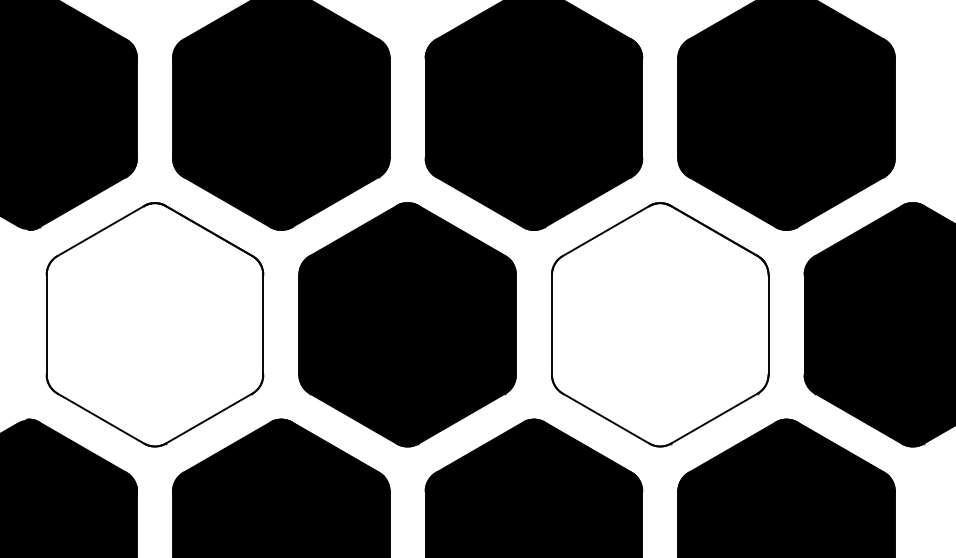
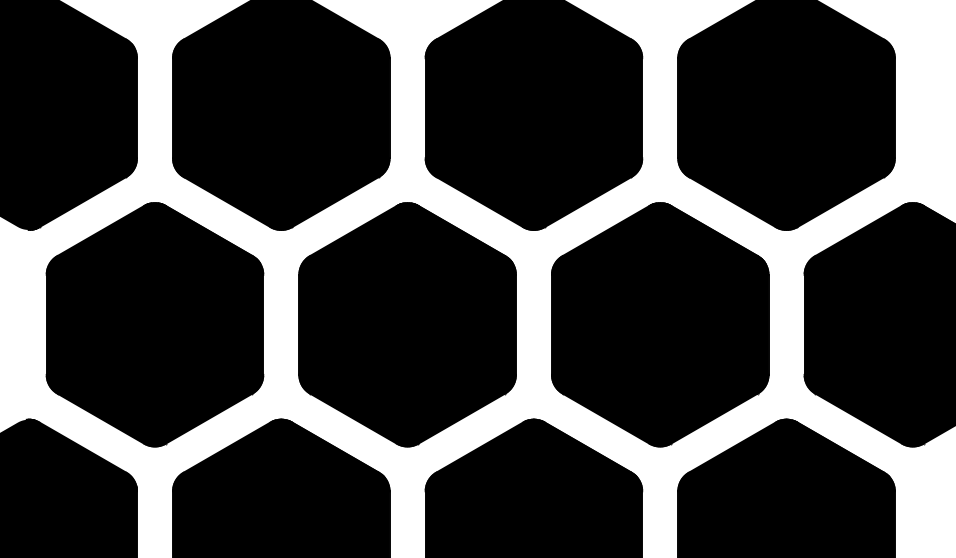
fill: none -> present (154, 324)
fill: none -> present (659, 324)
